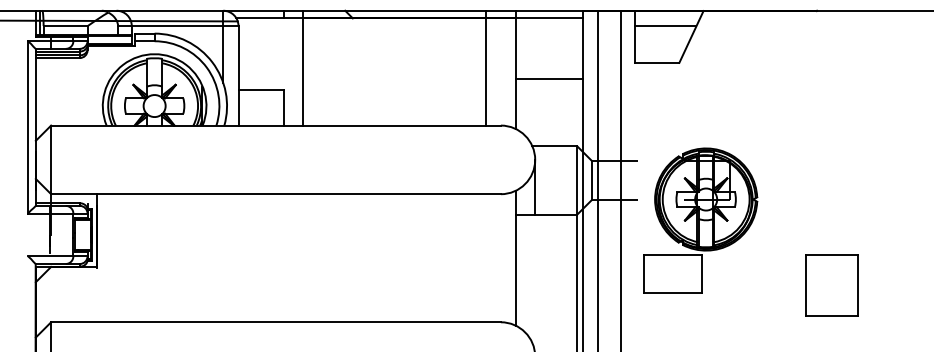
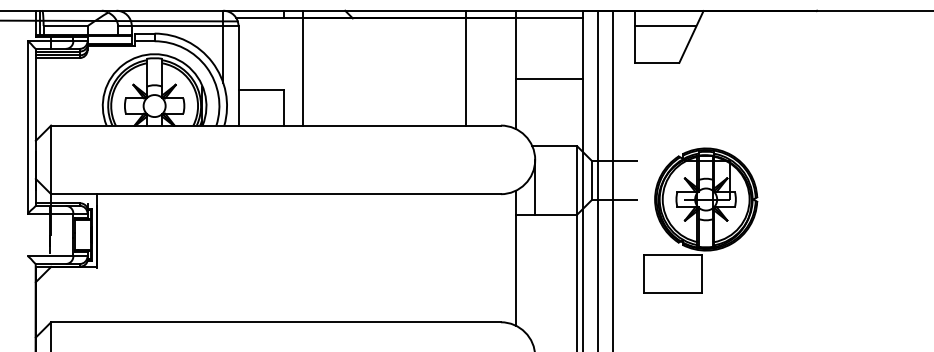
line position: (485, 67) -> (465, 67) (465, 67)
line position: (621, 179) -> (613, 179) (613, 179)
part: present -> none (831, 285)
